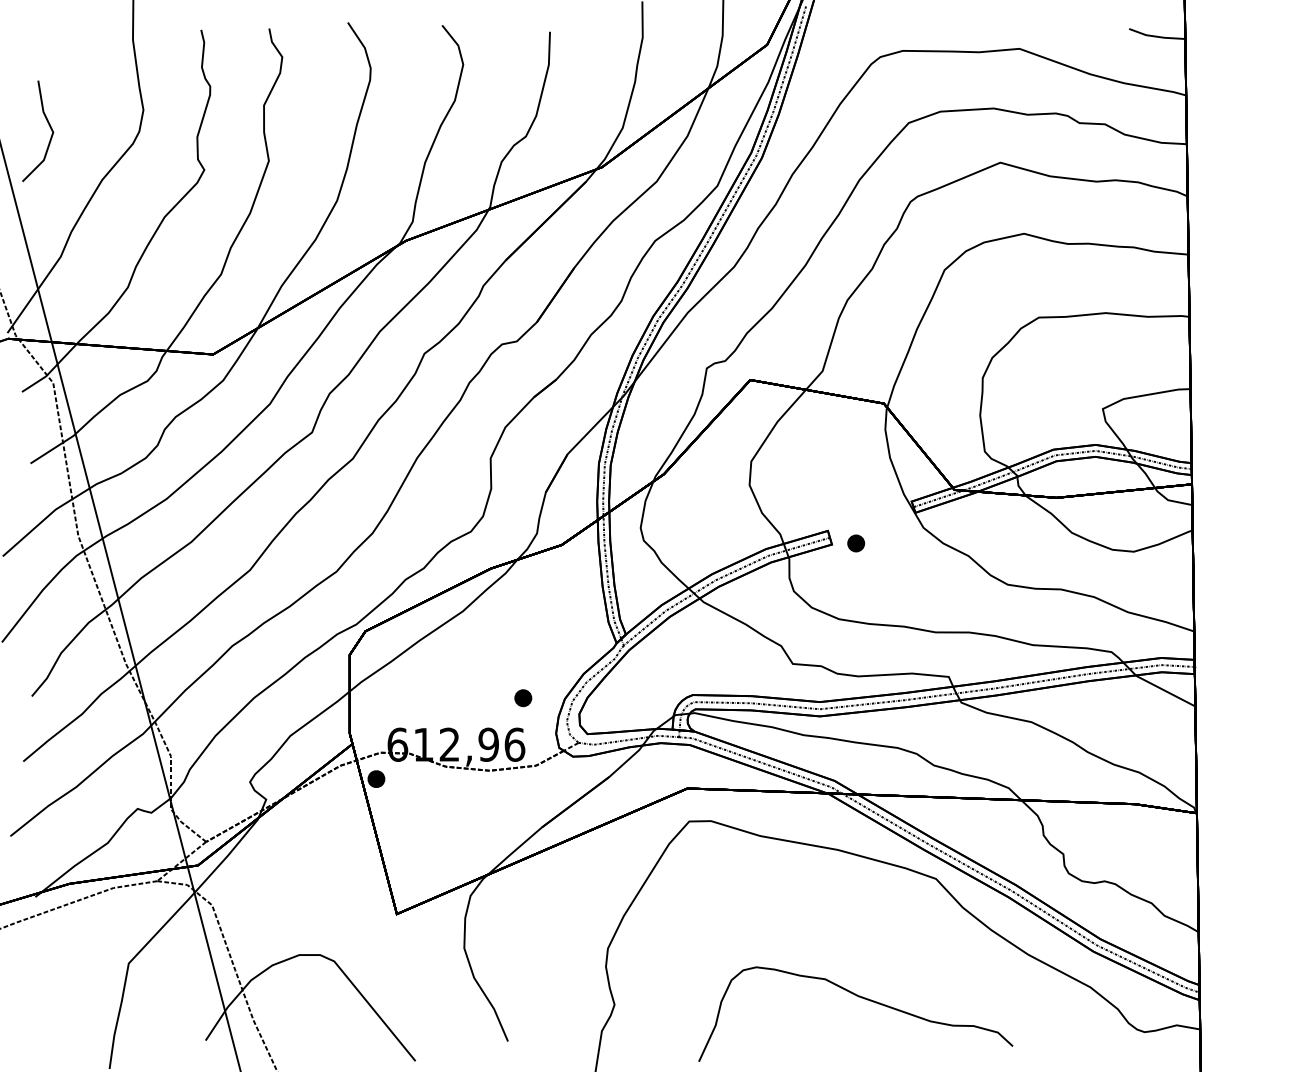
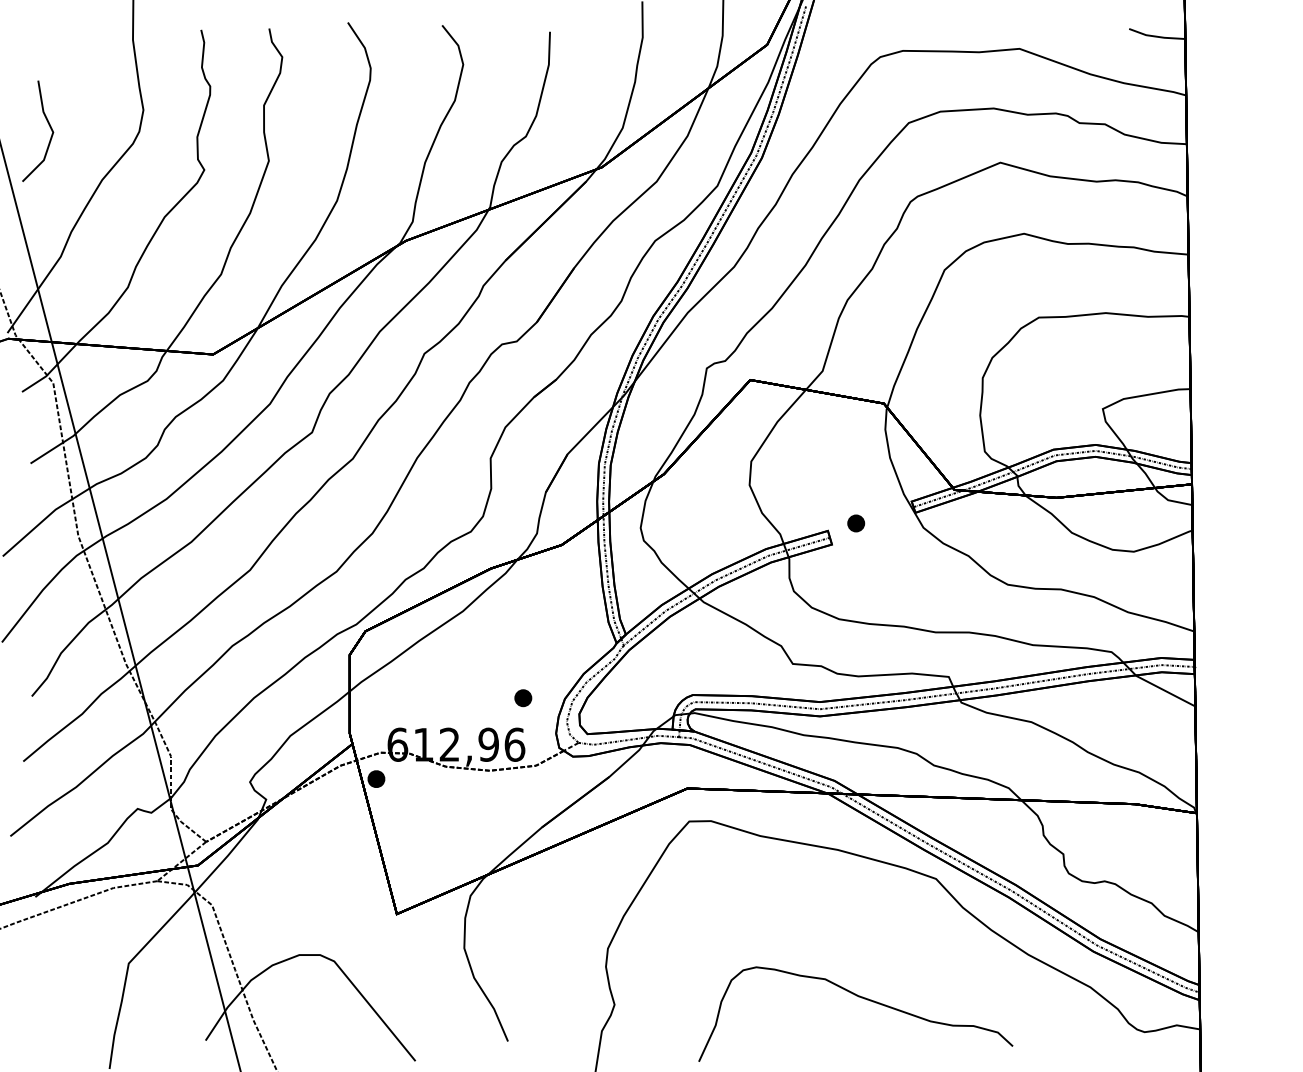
part position: (856, 543) -> (856, 523) (856, 523)
